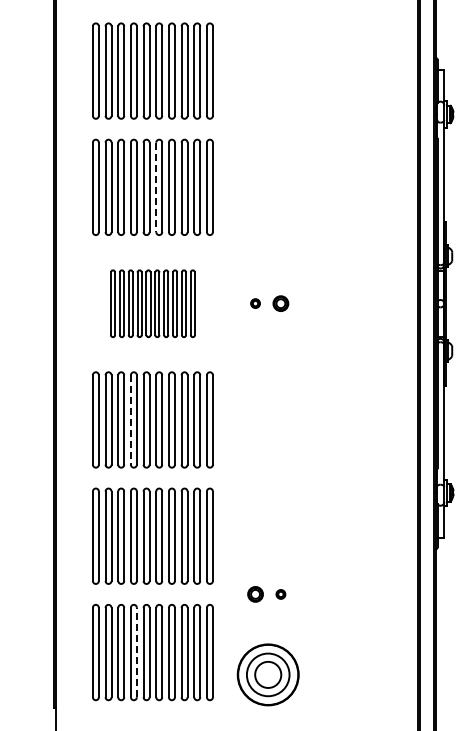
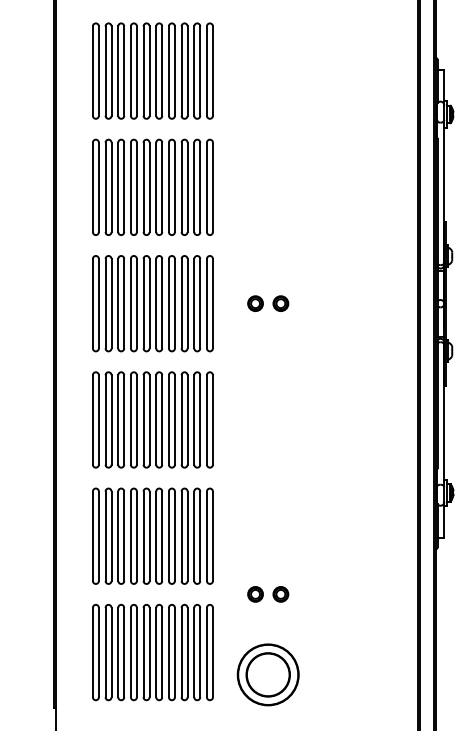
line: dashed -> solid (156, 187)
part size: 86x69 px -> 122x98 px (152, 303)
part size: 11x11 px -> 17x17 px (255, 303)
line: dashed -> solid (130, 419)
part size: 12x11 px -> 18x17 px (280, 594)
line: dashed -> solid (136, 652)
circle diameter: 26 px -> 44 px (268, 674)
